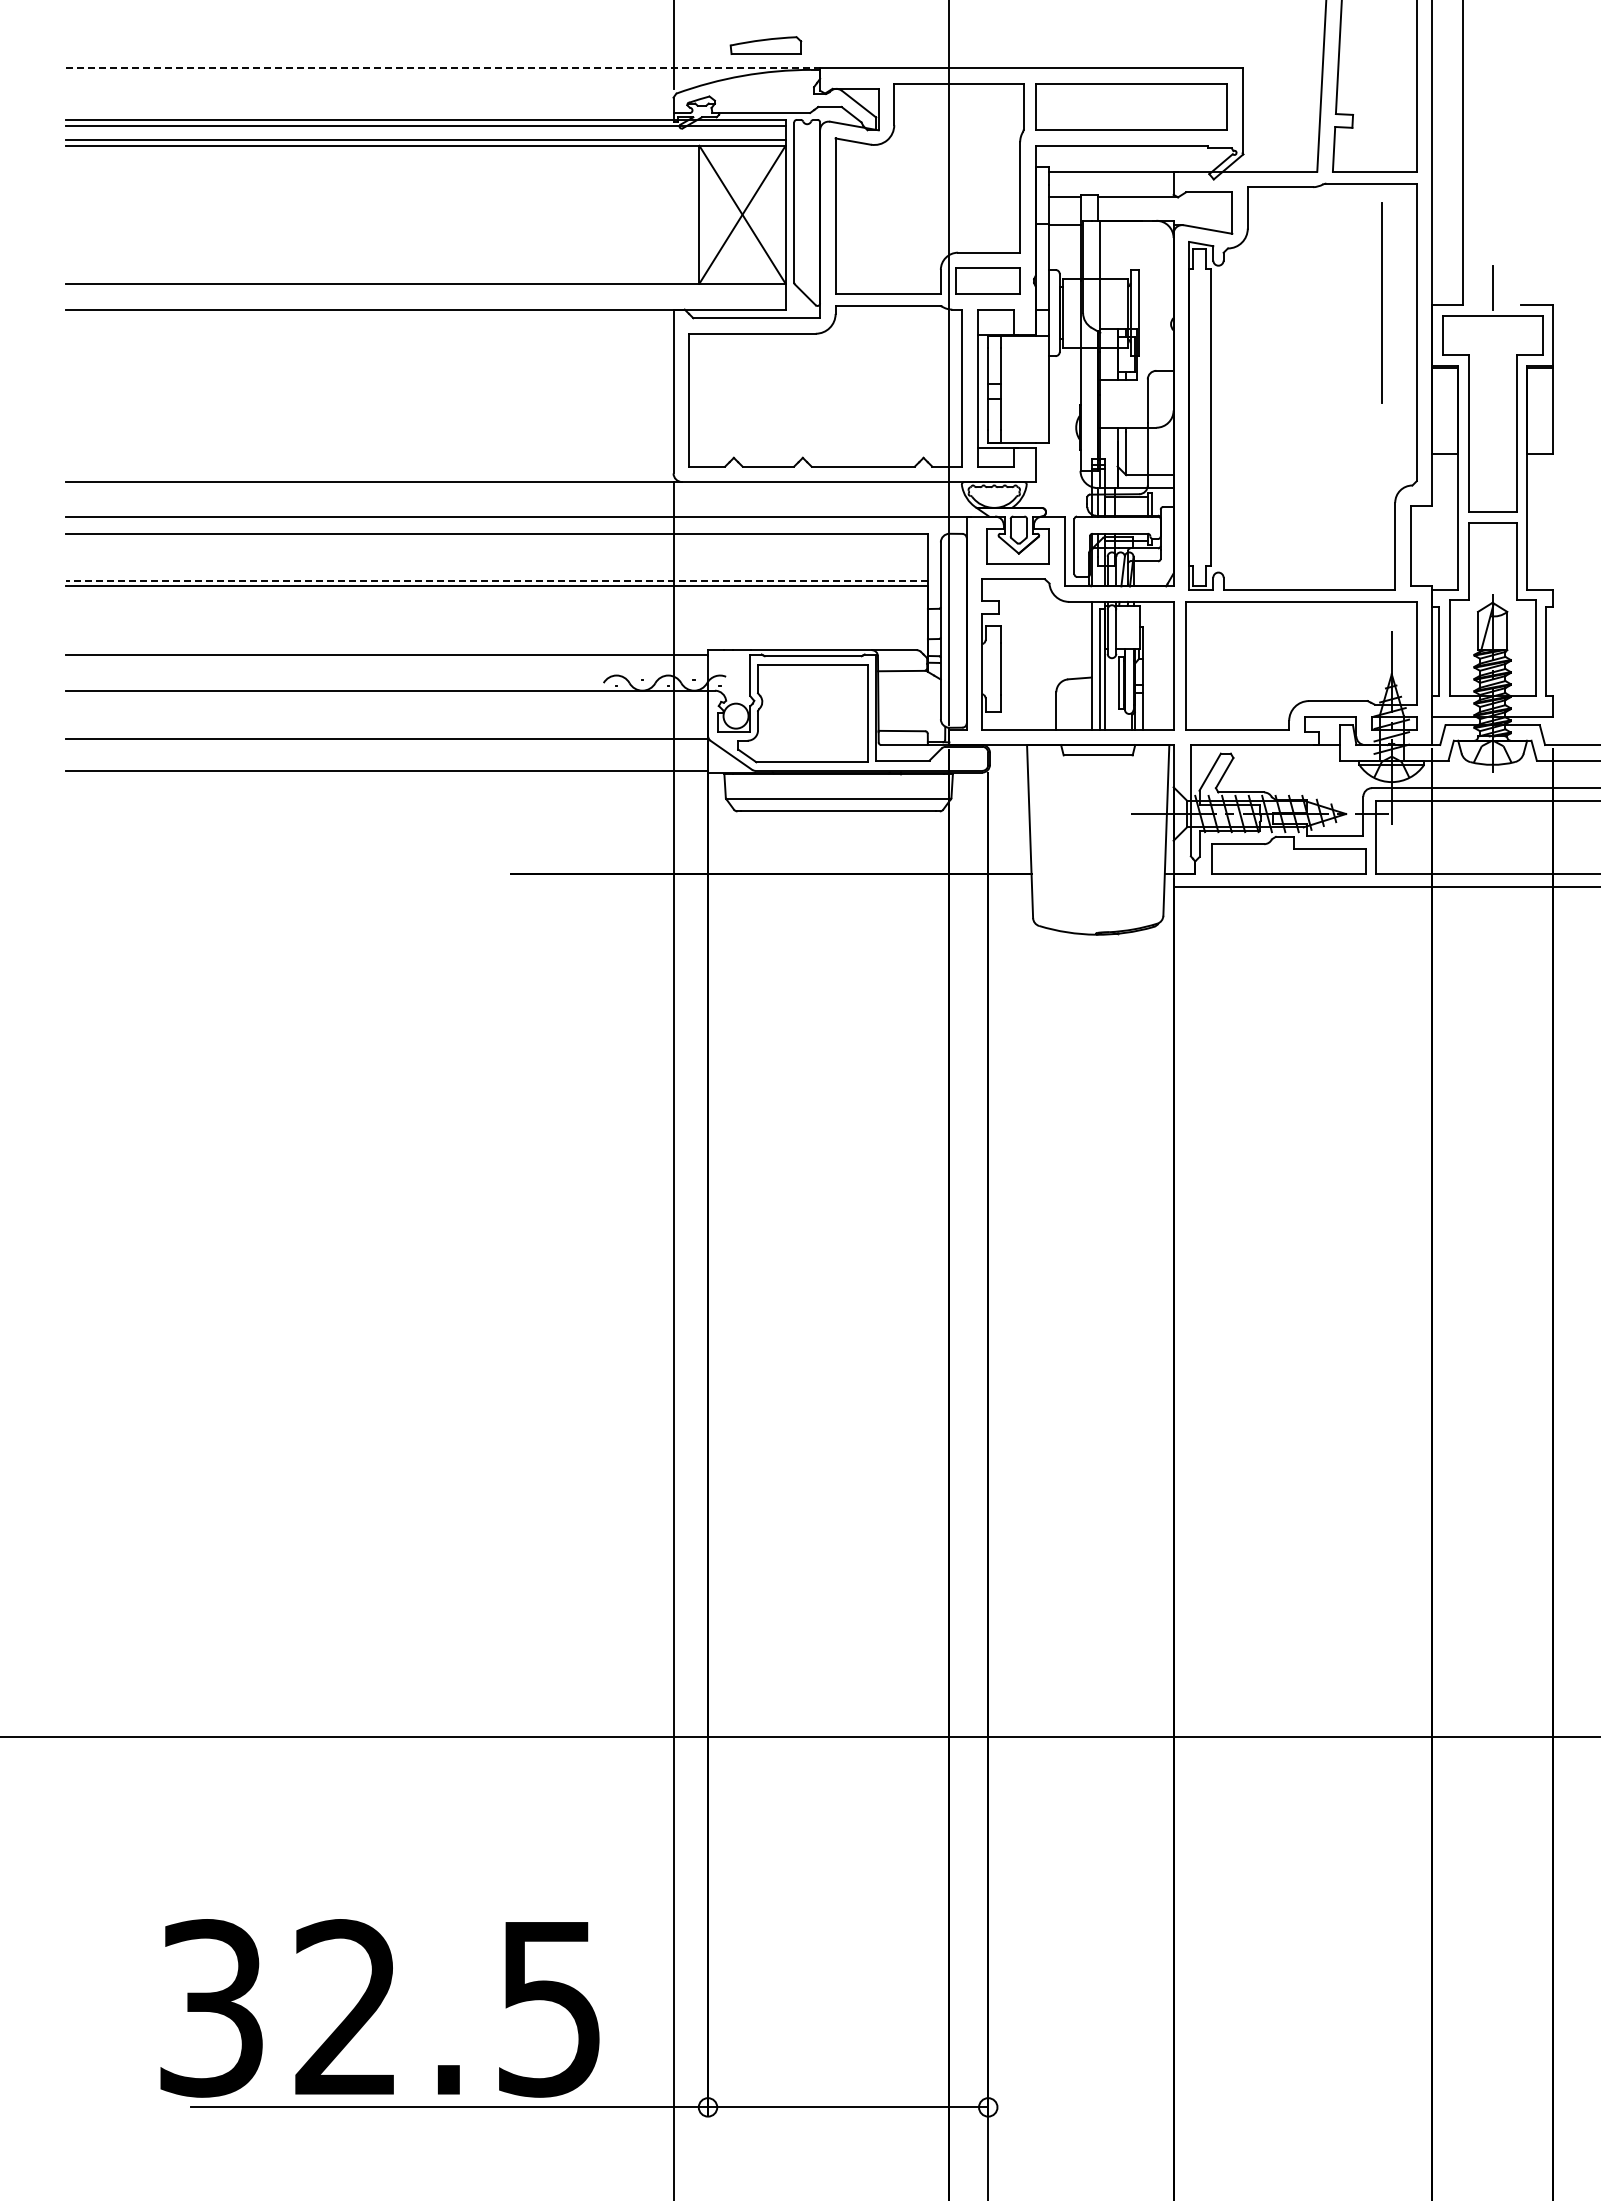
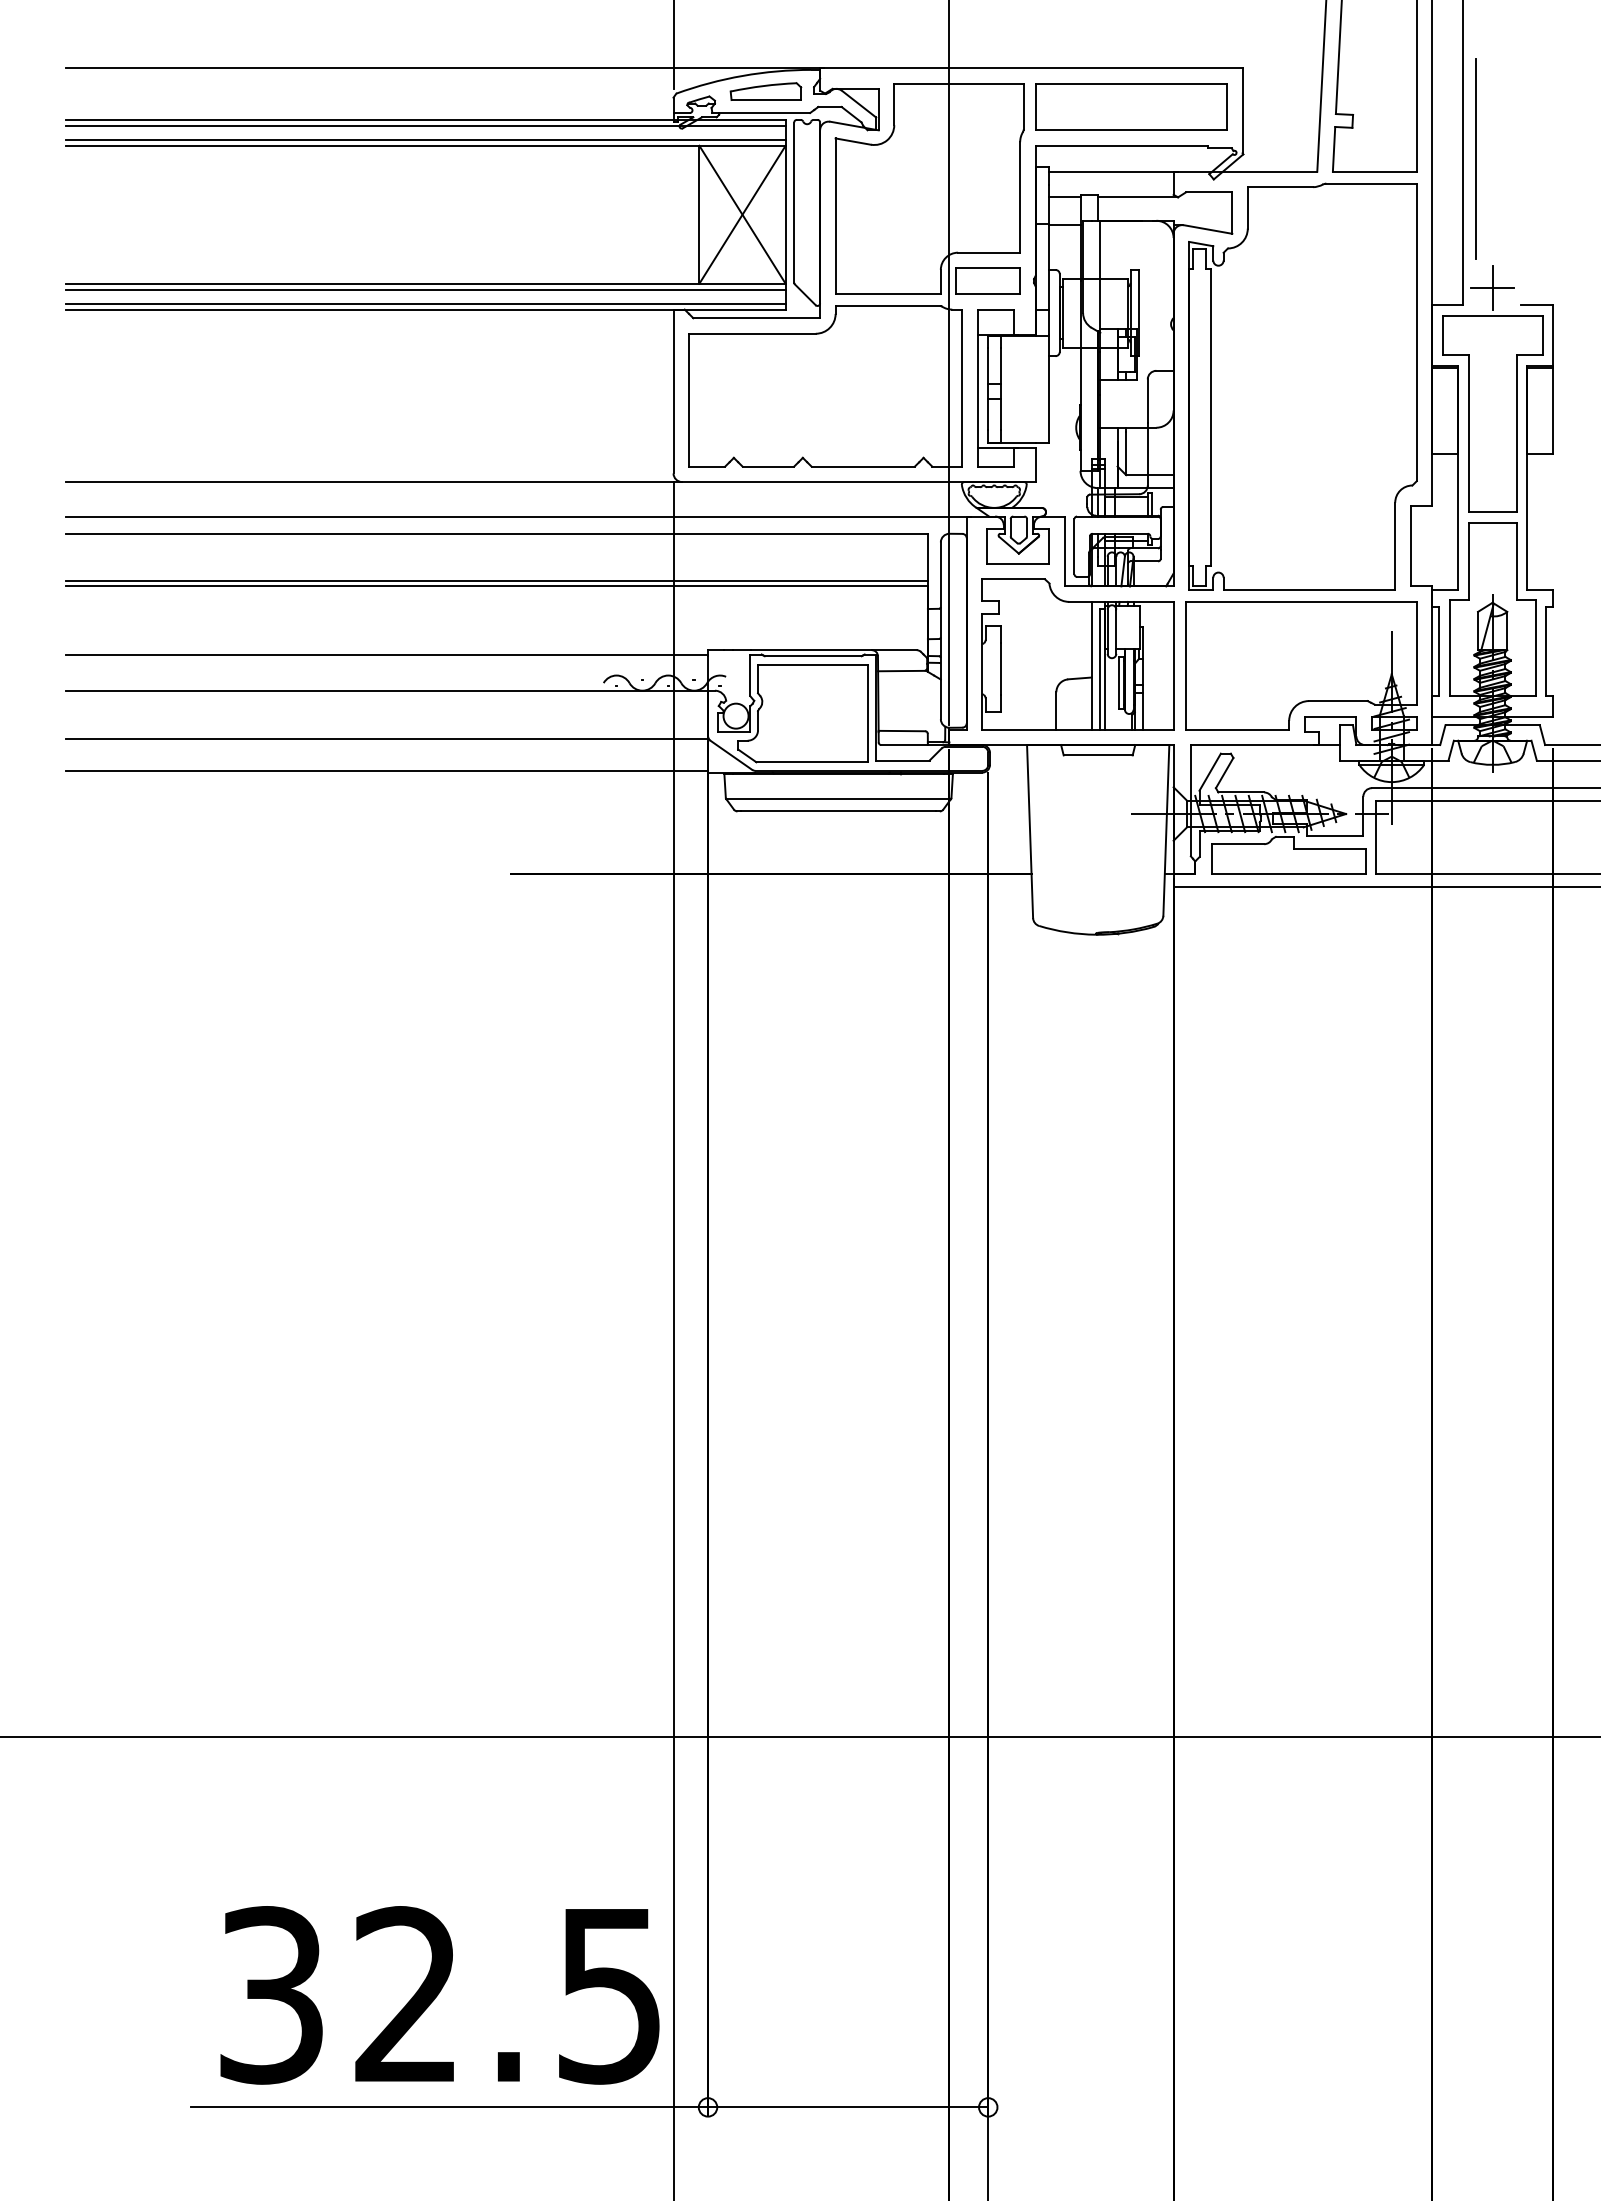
part position: (765, 45) -> (765, 91) (765, 91)
line: dashed -> solid (445, 68)
line: none -> present (1492, 288)
line: none -> present (425, 289)
line position: (1381, 302) -> (1475, 158) (1475, 158)
line: none -> present (425, 303)
line: dashed -> solid (496, 581)
text position: (379, 2008) -> (439, 1995) (439, 1995)
